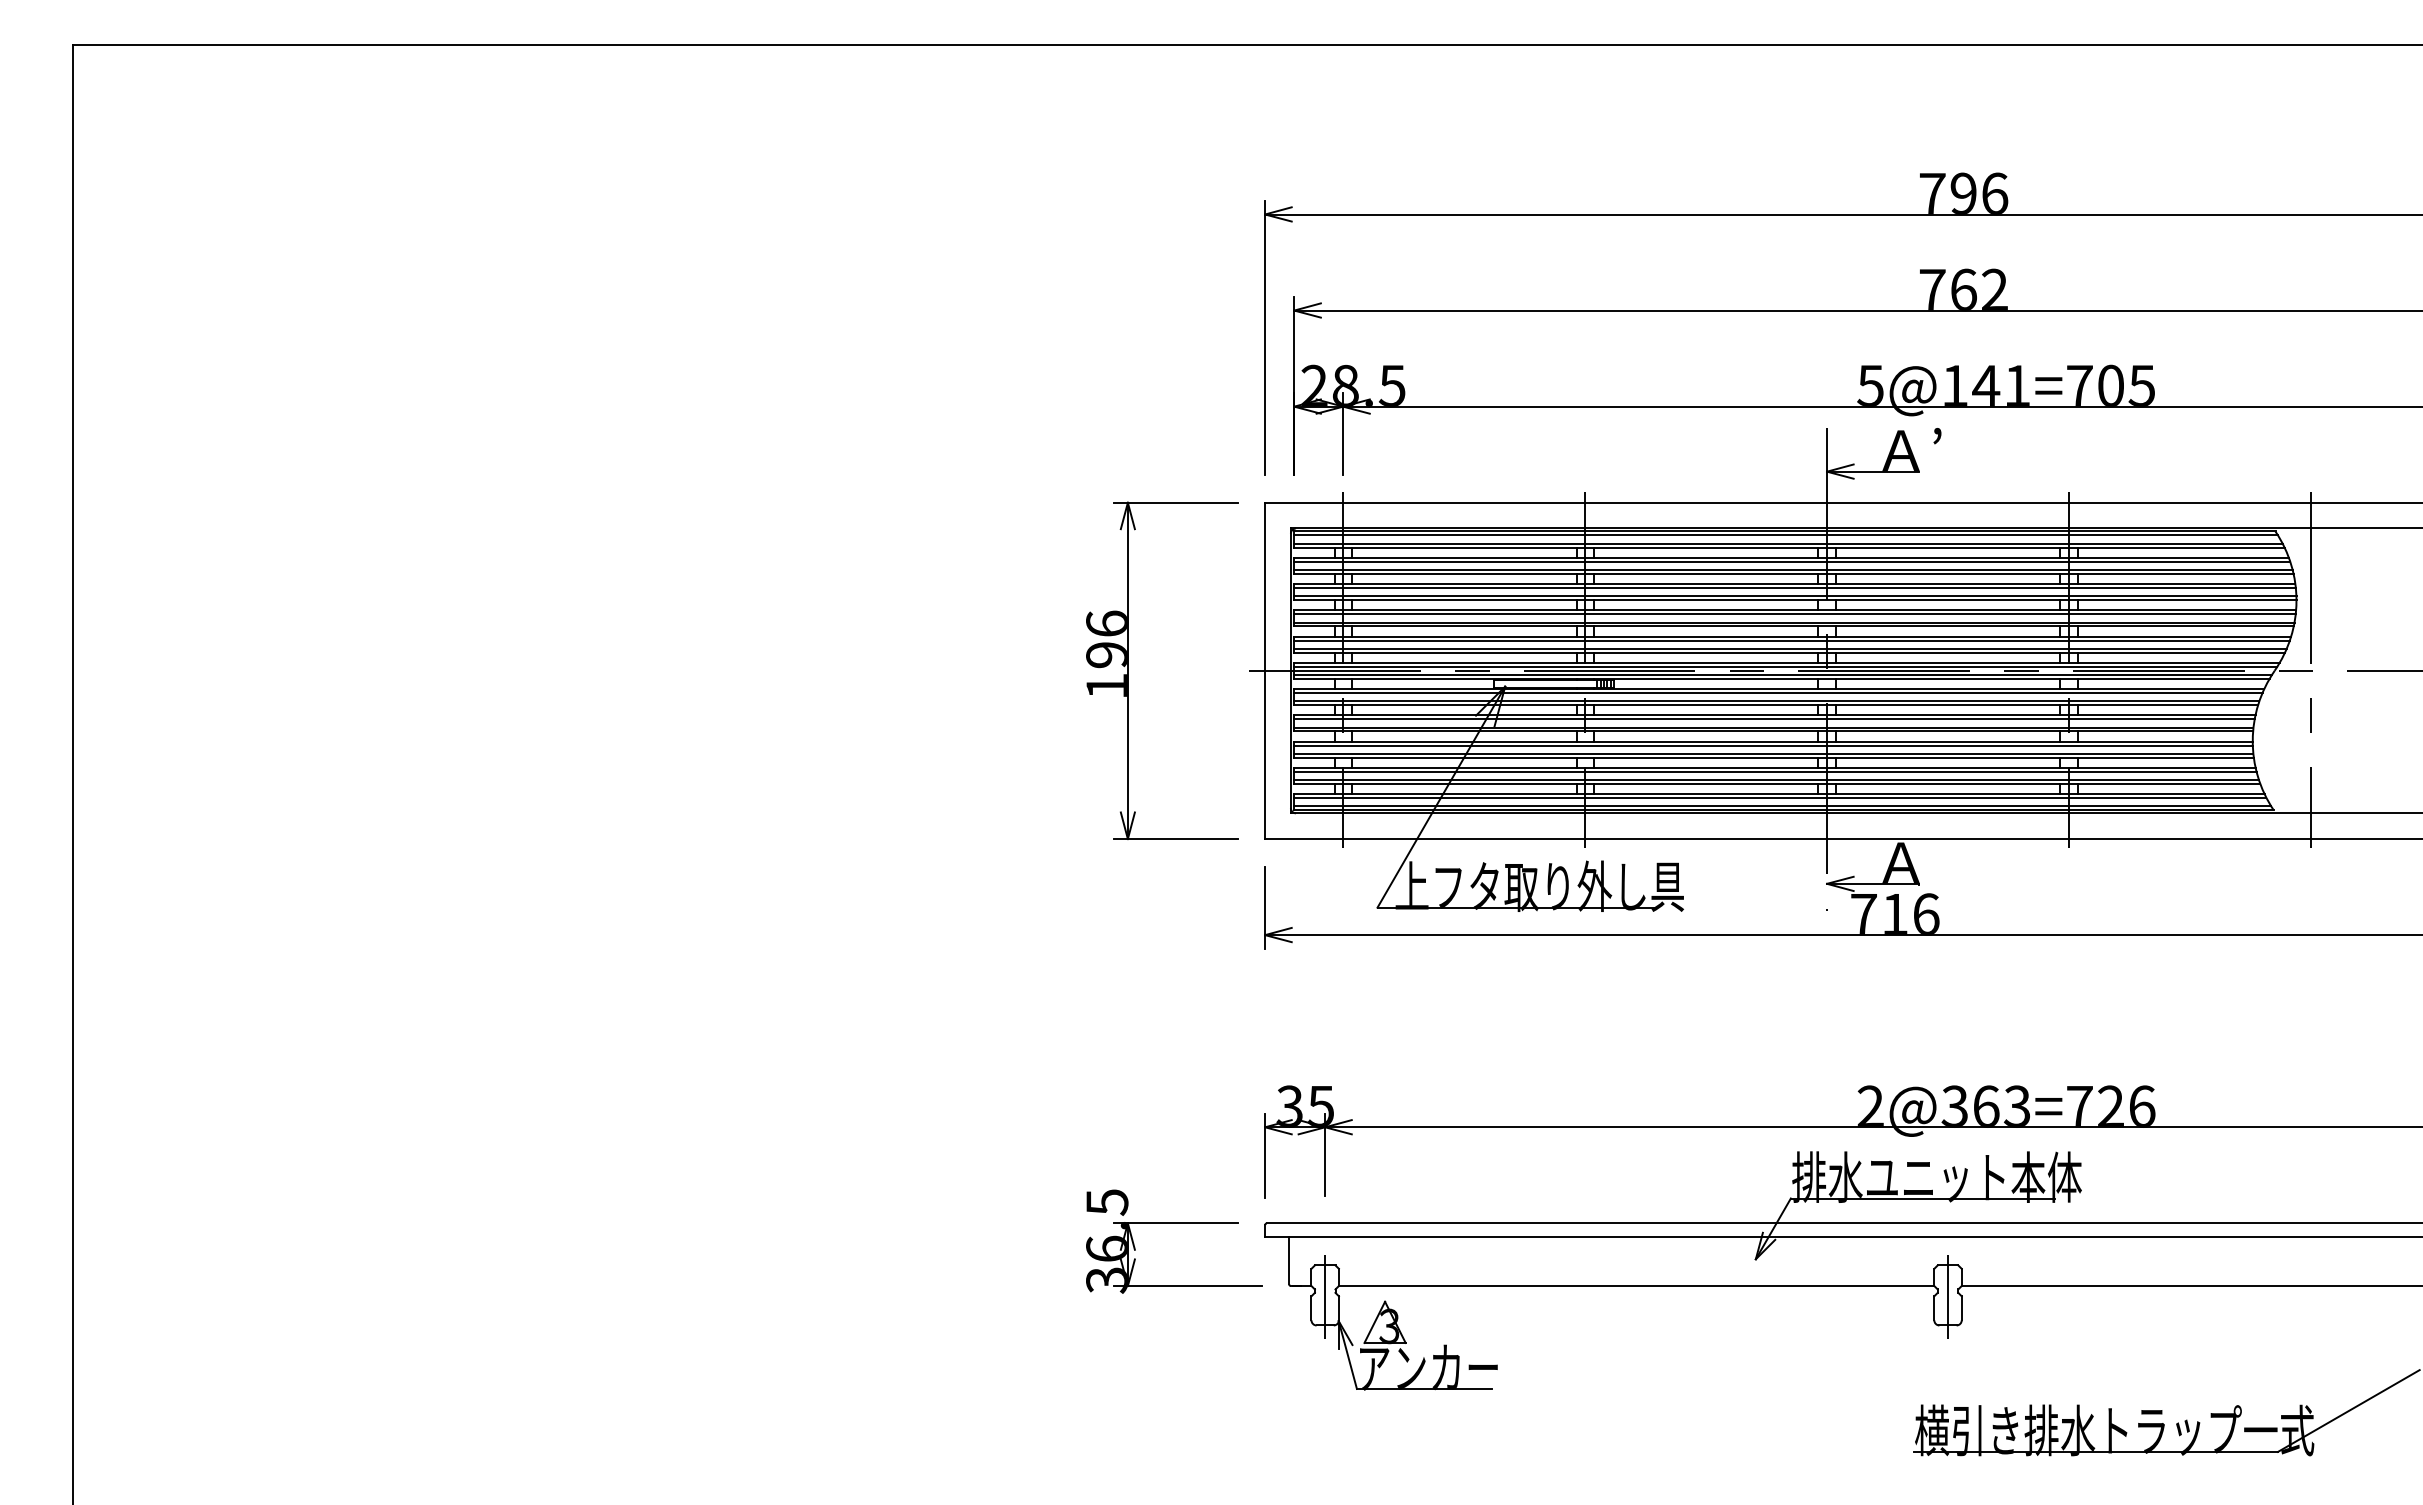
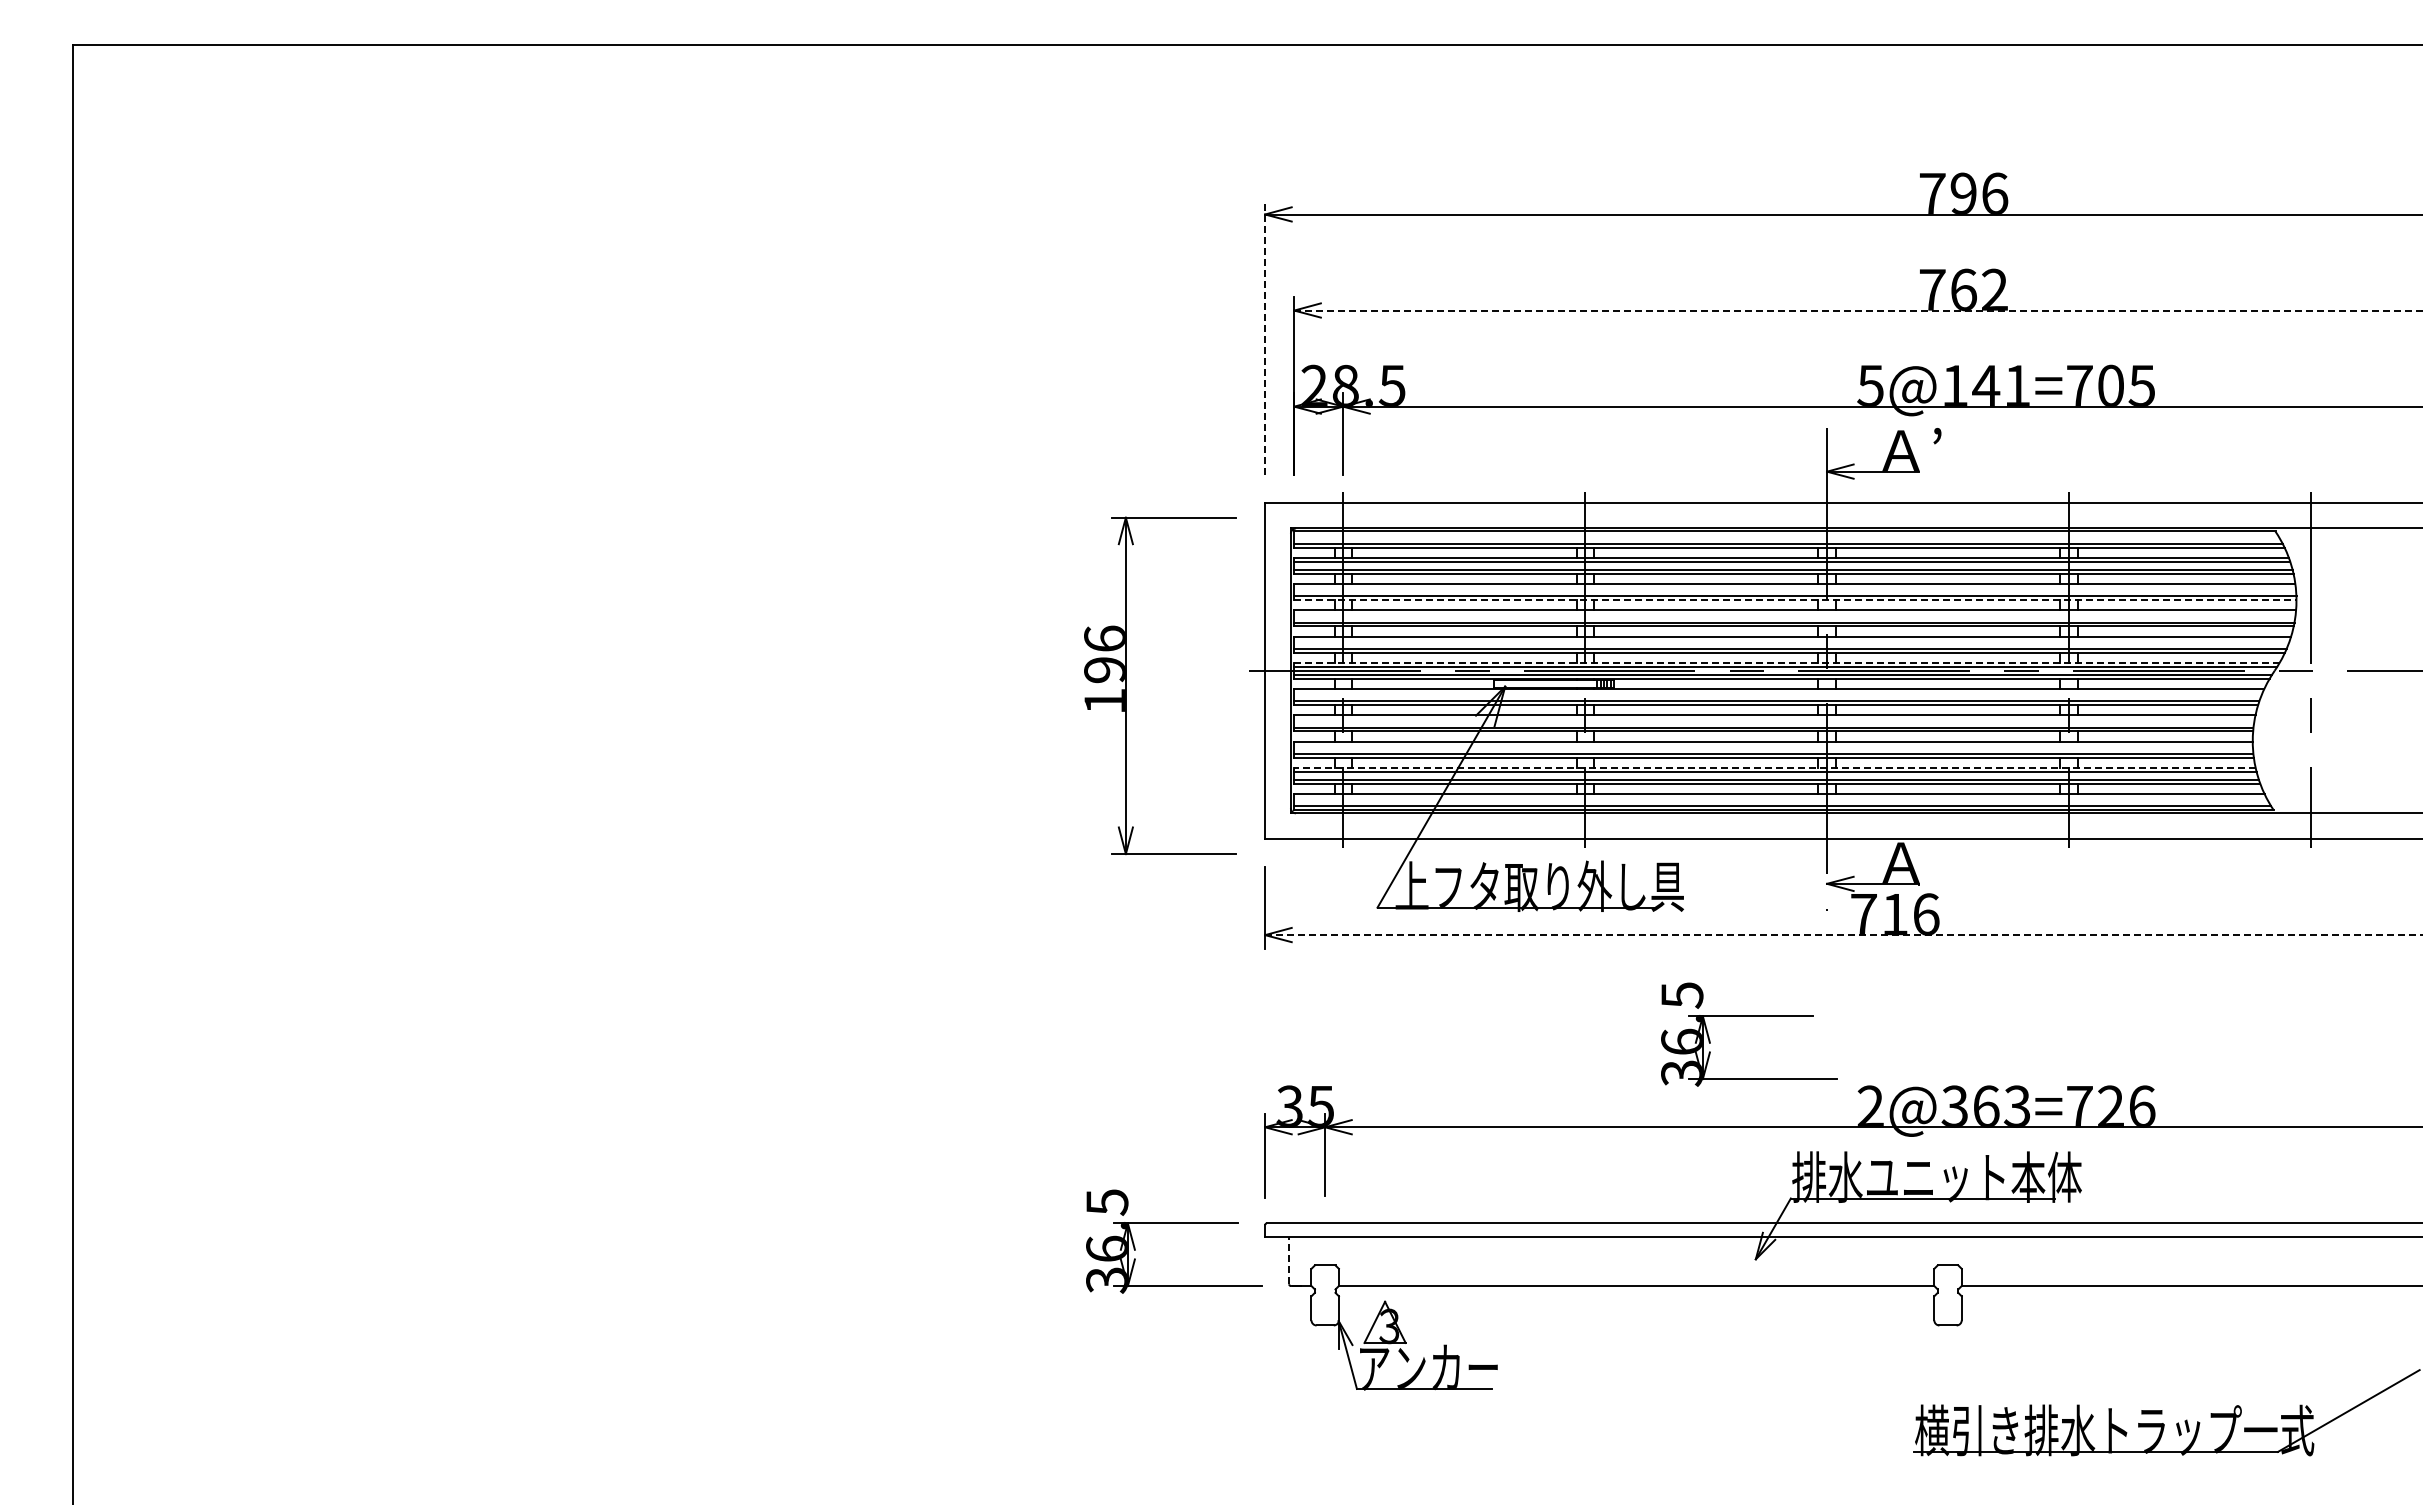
line: solid -> dashed (1859, 310)
line: solid -> dashed (1265, 337)
line: present -> none (1785, 535)
line: present -> none (1794, 588)
line: solid -> dashed (1795, 600)
line: present -> none (1794, 614)
line: present -> none (1791, 640)
line: solid -> dashed (1787, 662)
part position: (1128, 670) -> (1126, 685) (1126, 685)
line: present -> none (1778, 693)
line: present -> none (1774, 719)
line: present -> none (1773, 745)
line: solid -> dashed (1774, 767)
line: present -> none (1780, 798)
line: solid -> dashed (1843, 935)
part: none -> present (1749, 1016)
line: solid -> dashed (1289, 1260)
line: present -> none (1325, 1297)
line: present -> none (1948, 1297)
